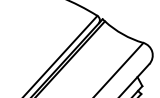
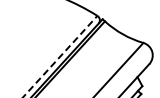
line: solid -> dashed (60, 56)
